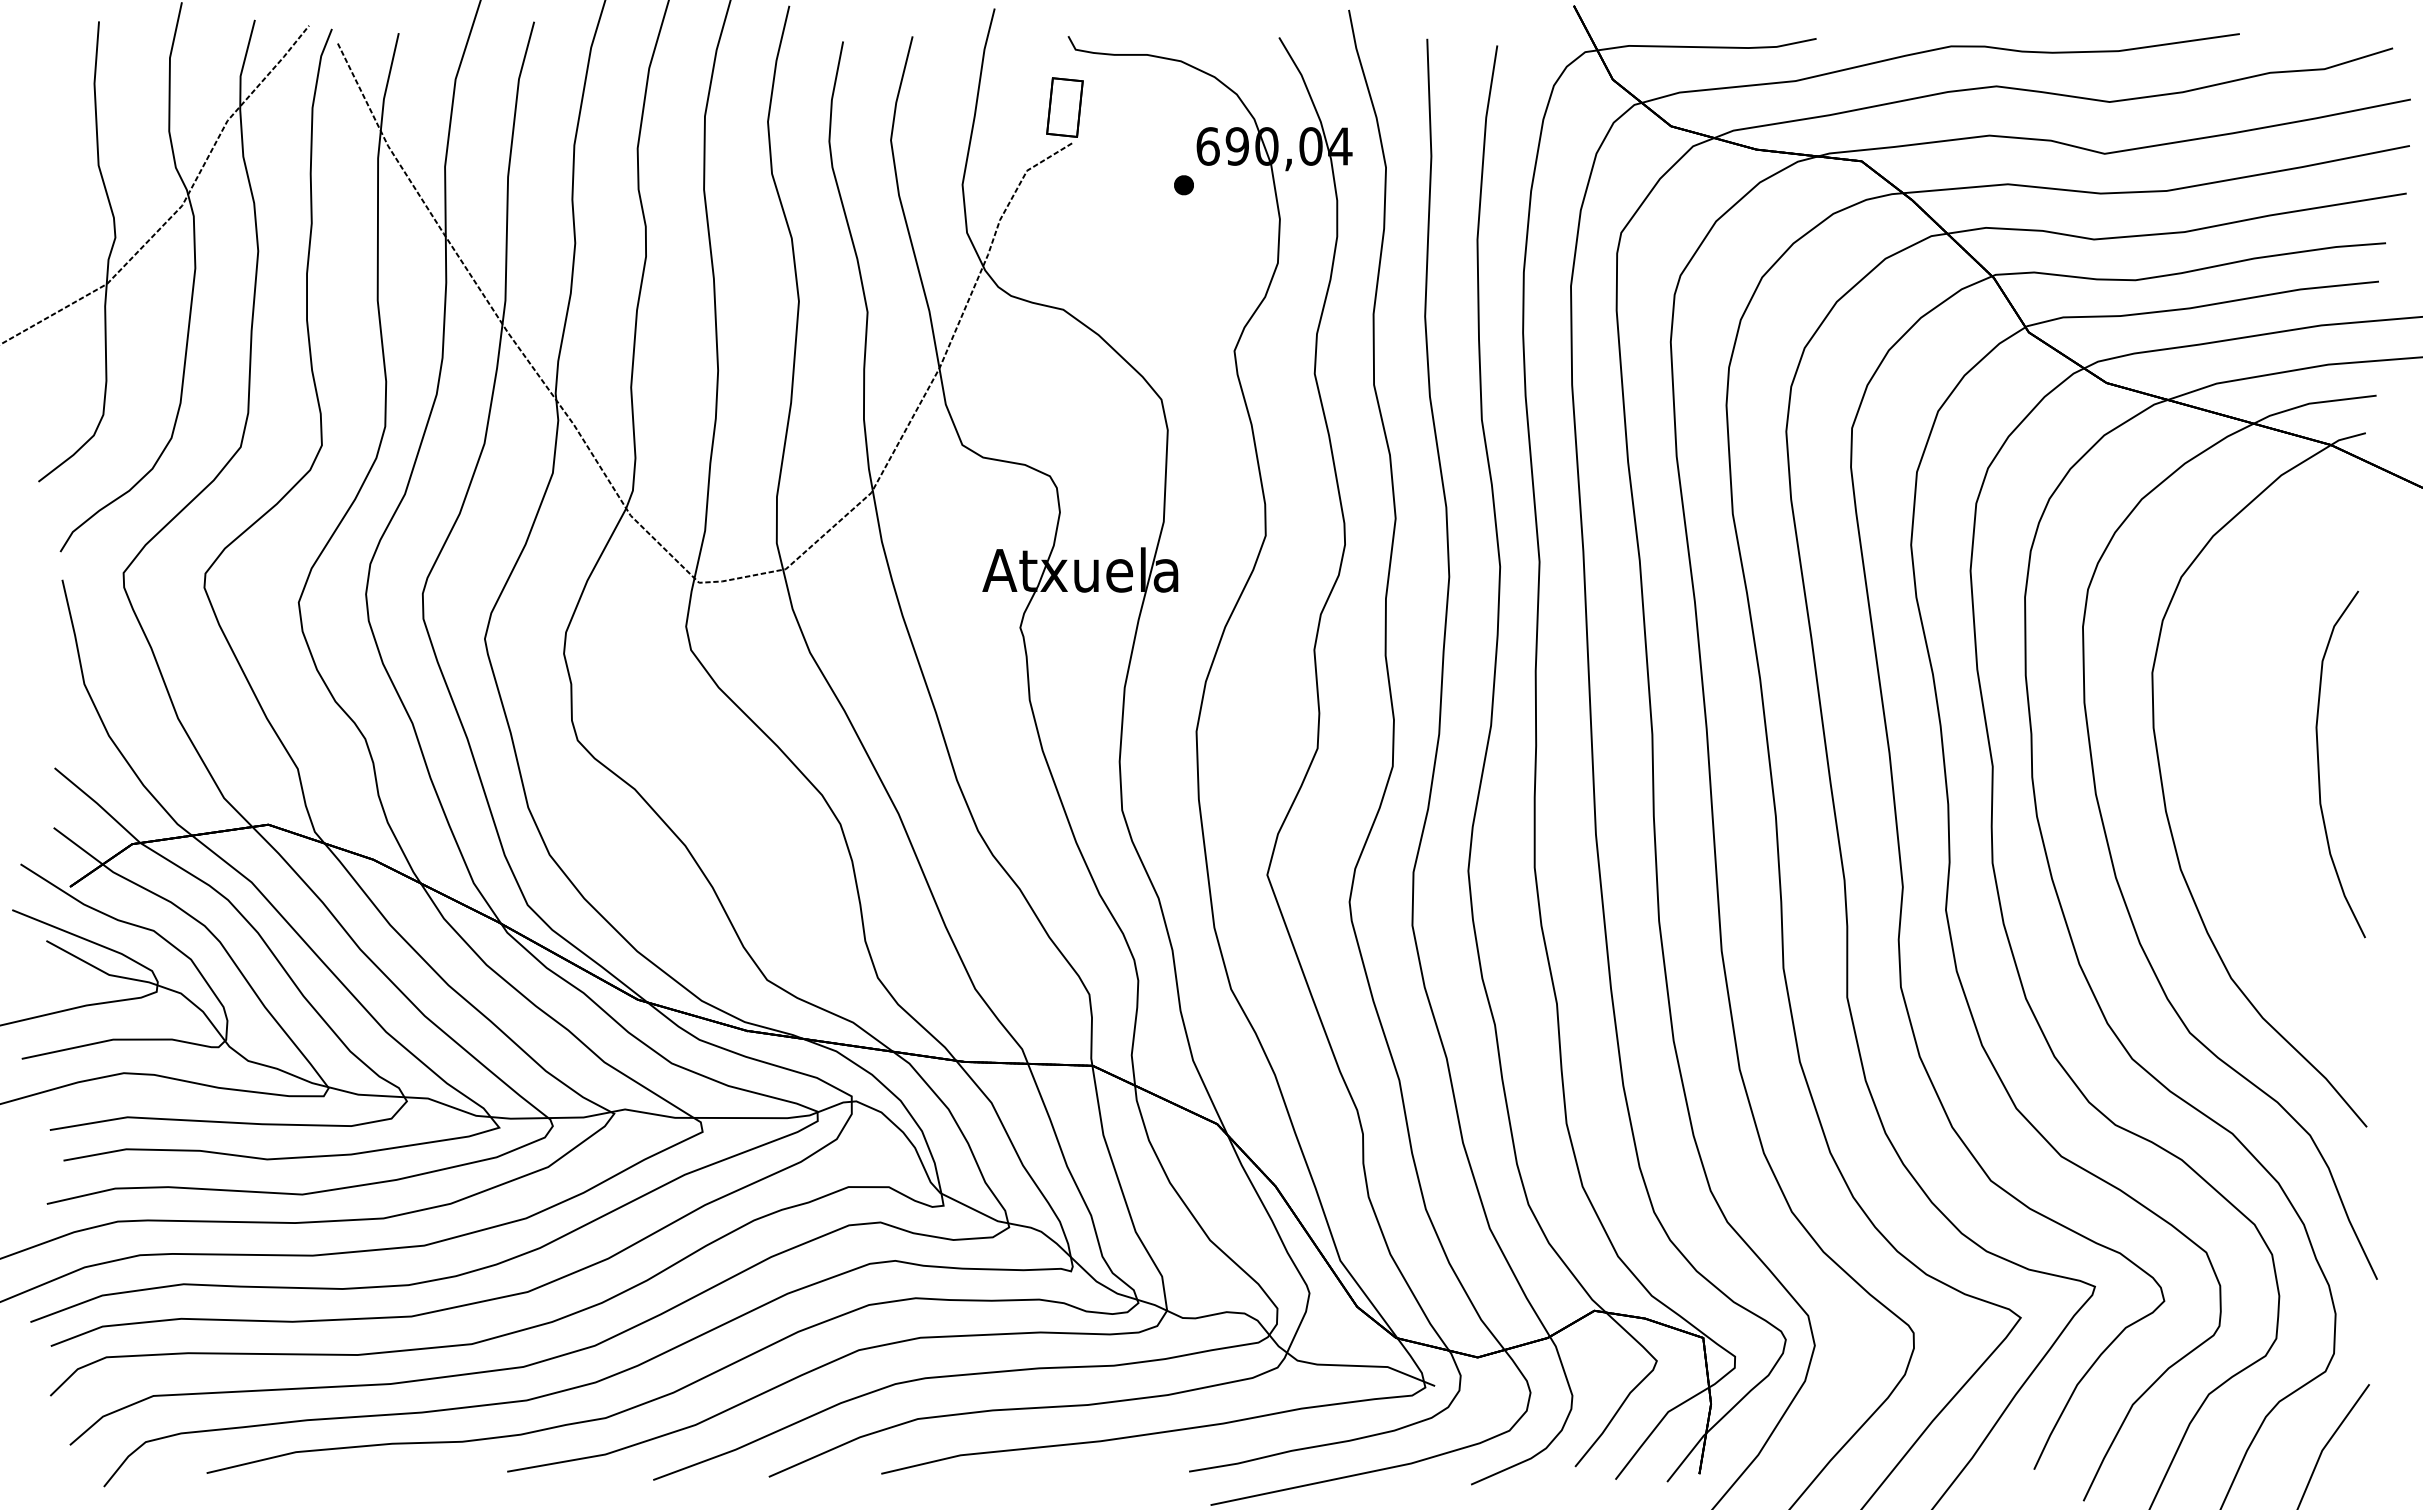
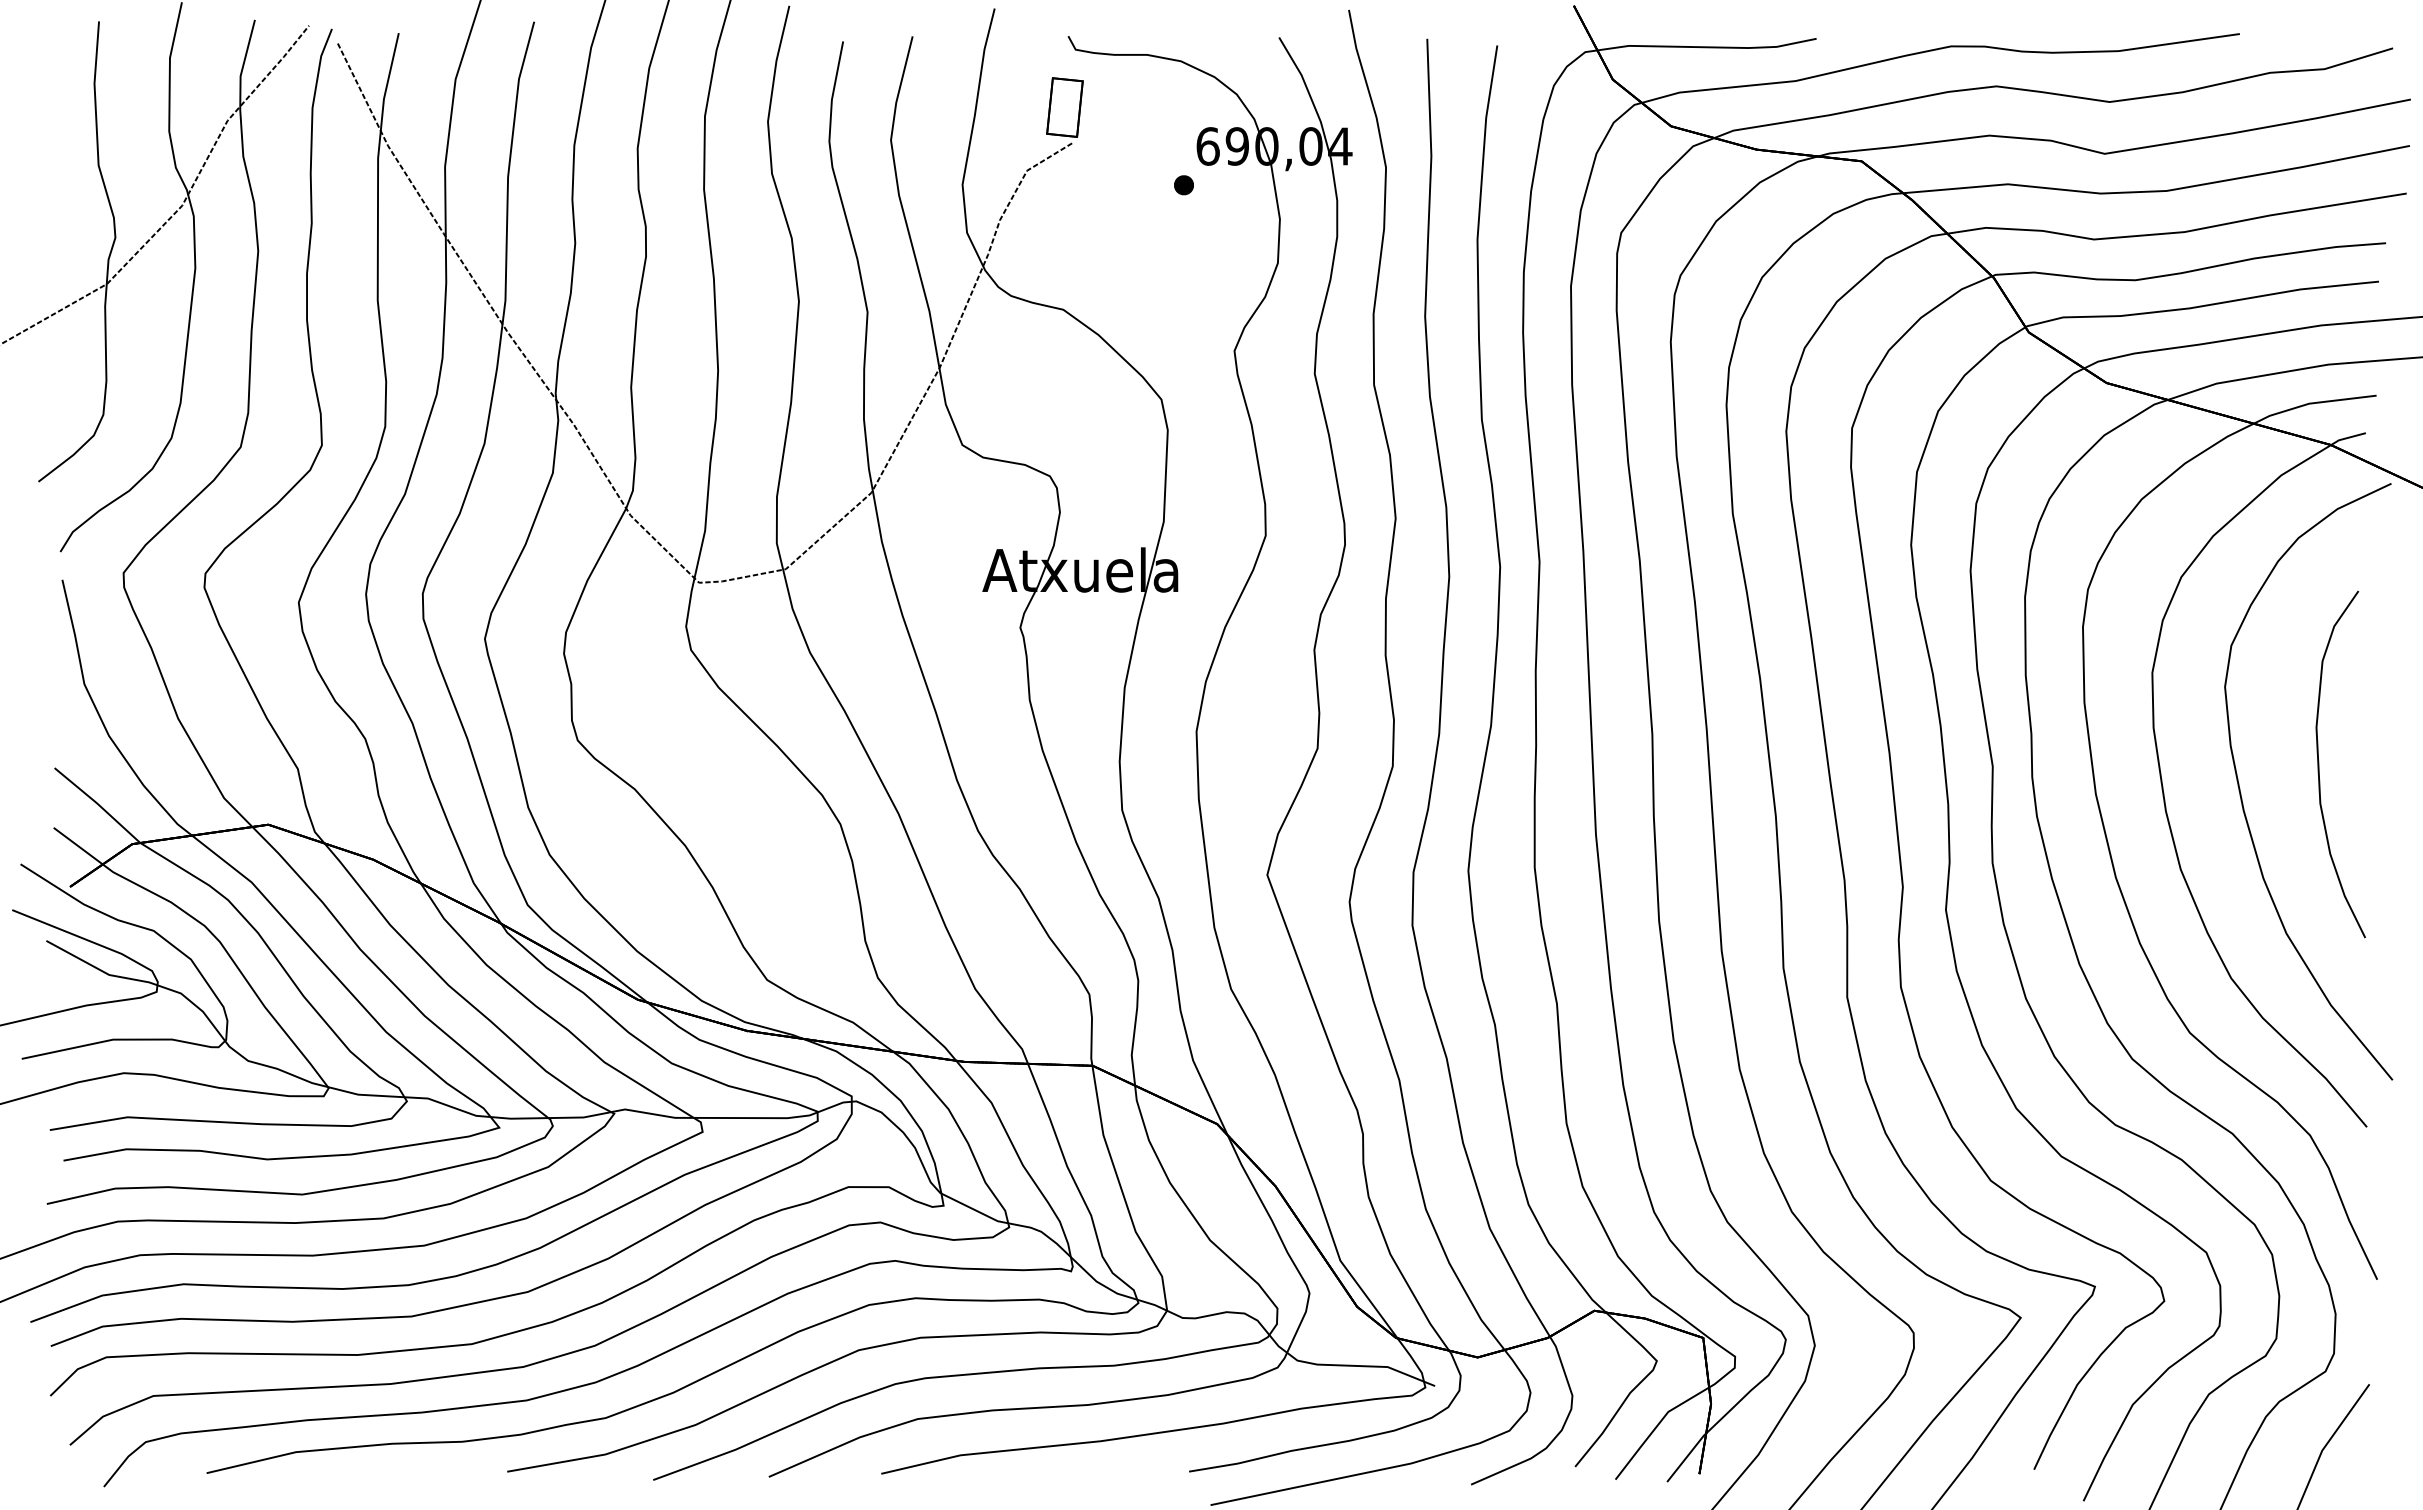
curve: none -> present (2241, 793)
